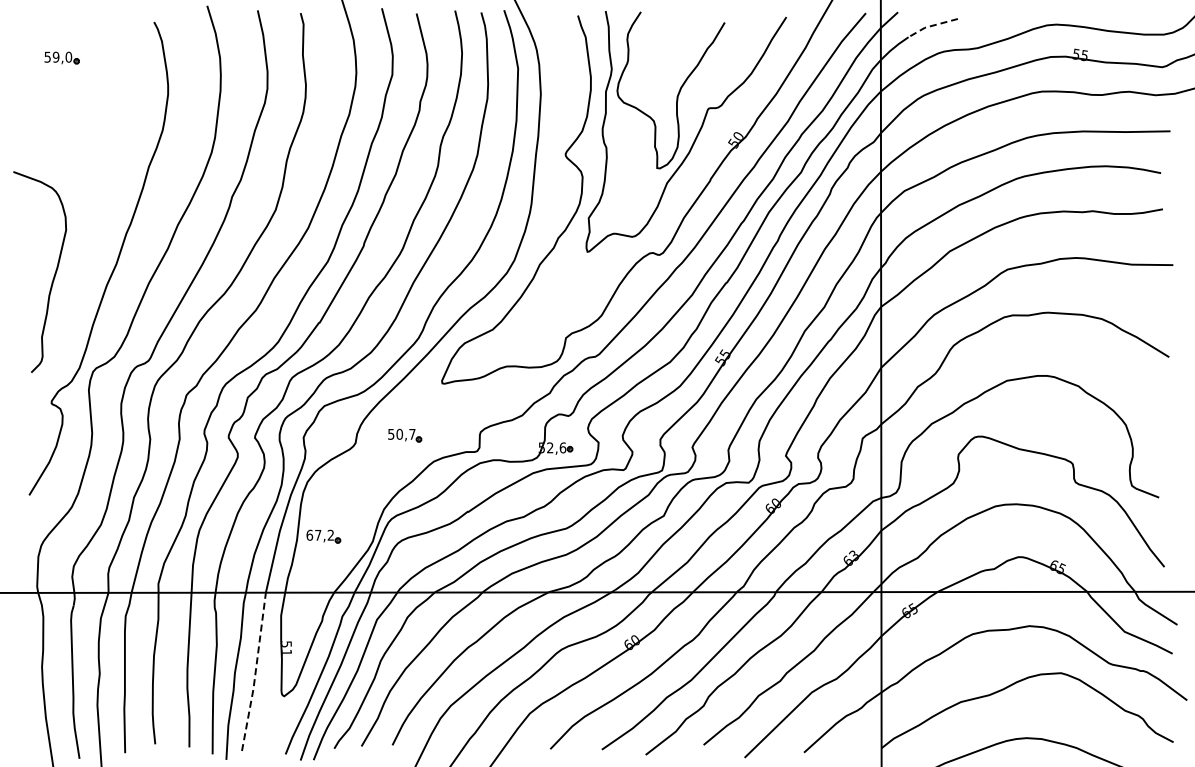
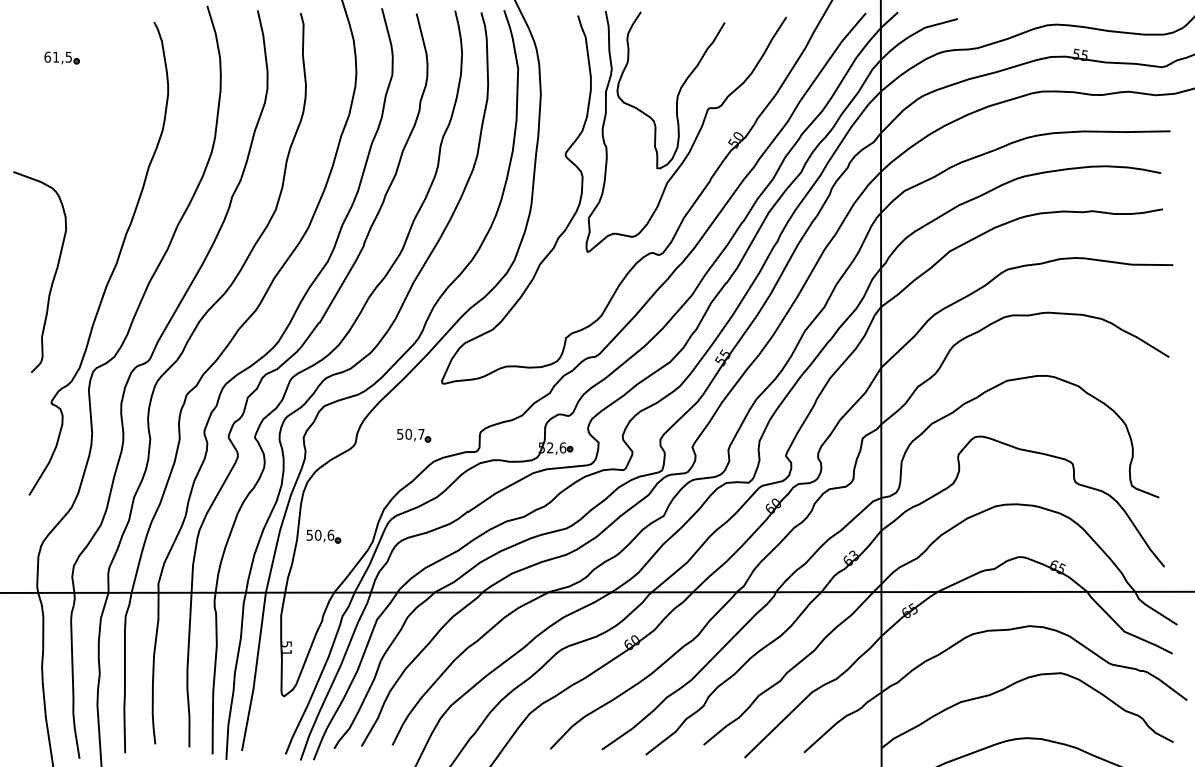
line: dashed -> solid (931, 26)
text: 59,0 -> 61,5 (58, 56)
part position: (405, 435) -> (414, 435) (414, 435)
text: 67,2 -> 50,6 (320, 534)
line: dashed -> solid (255, 672)
